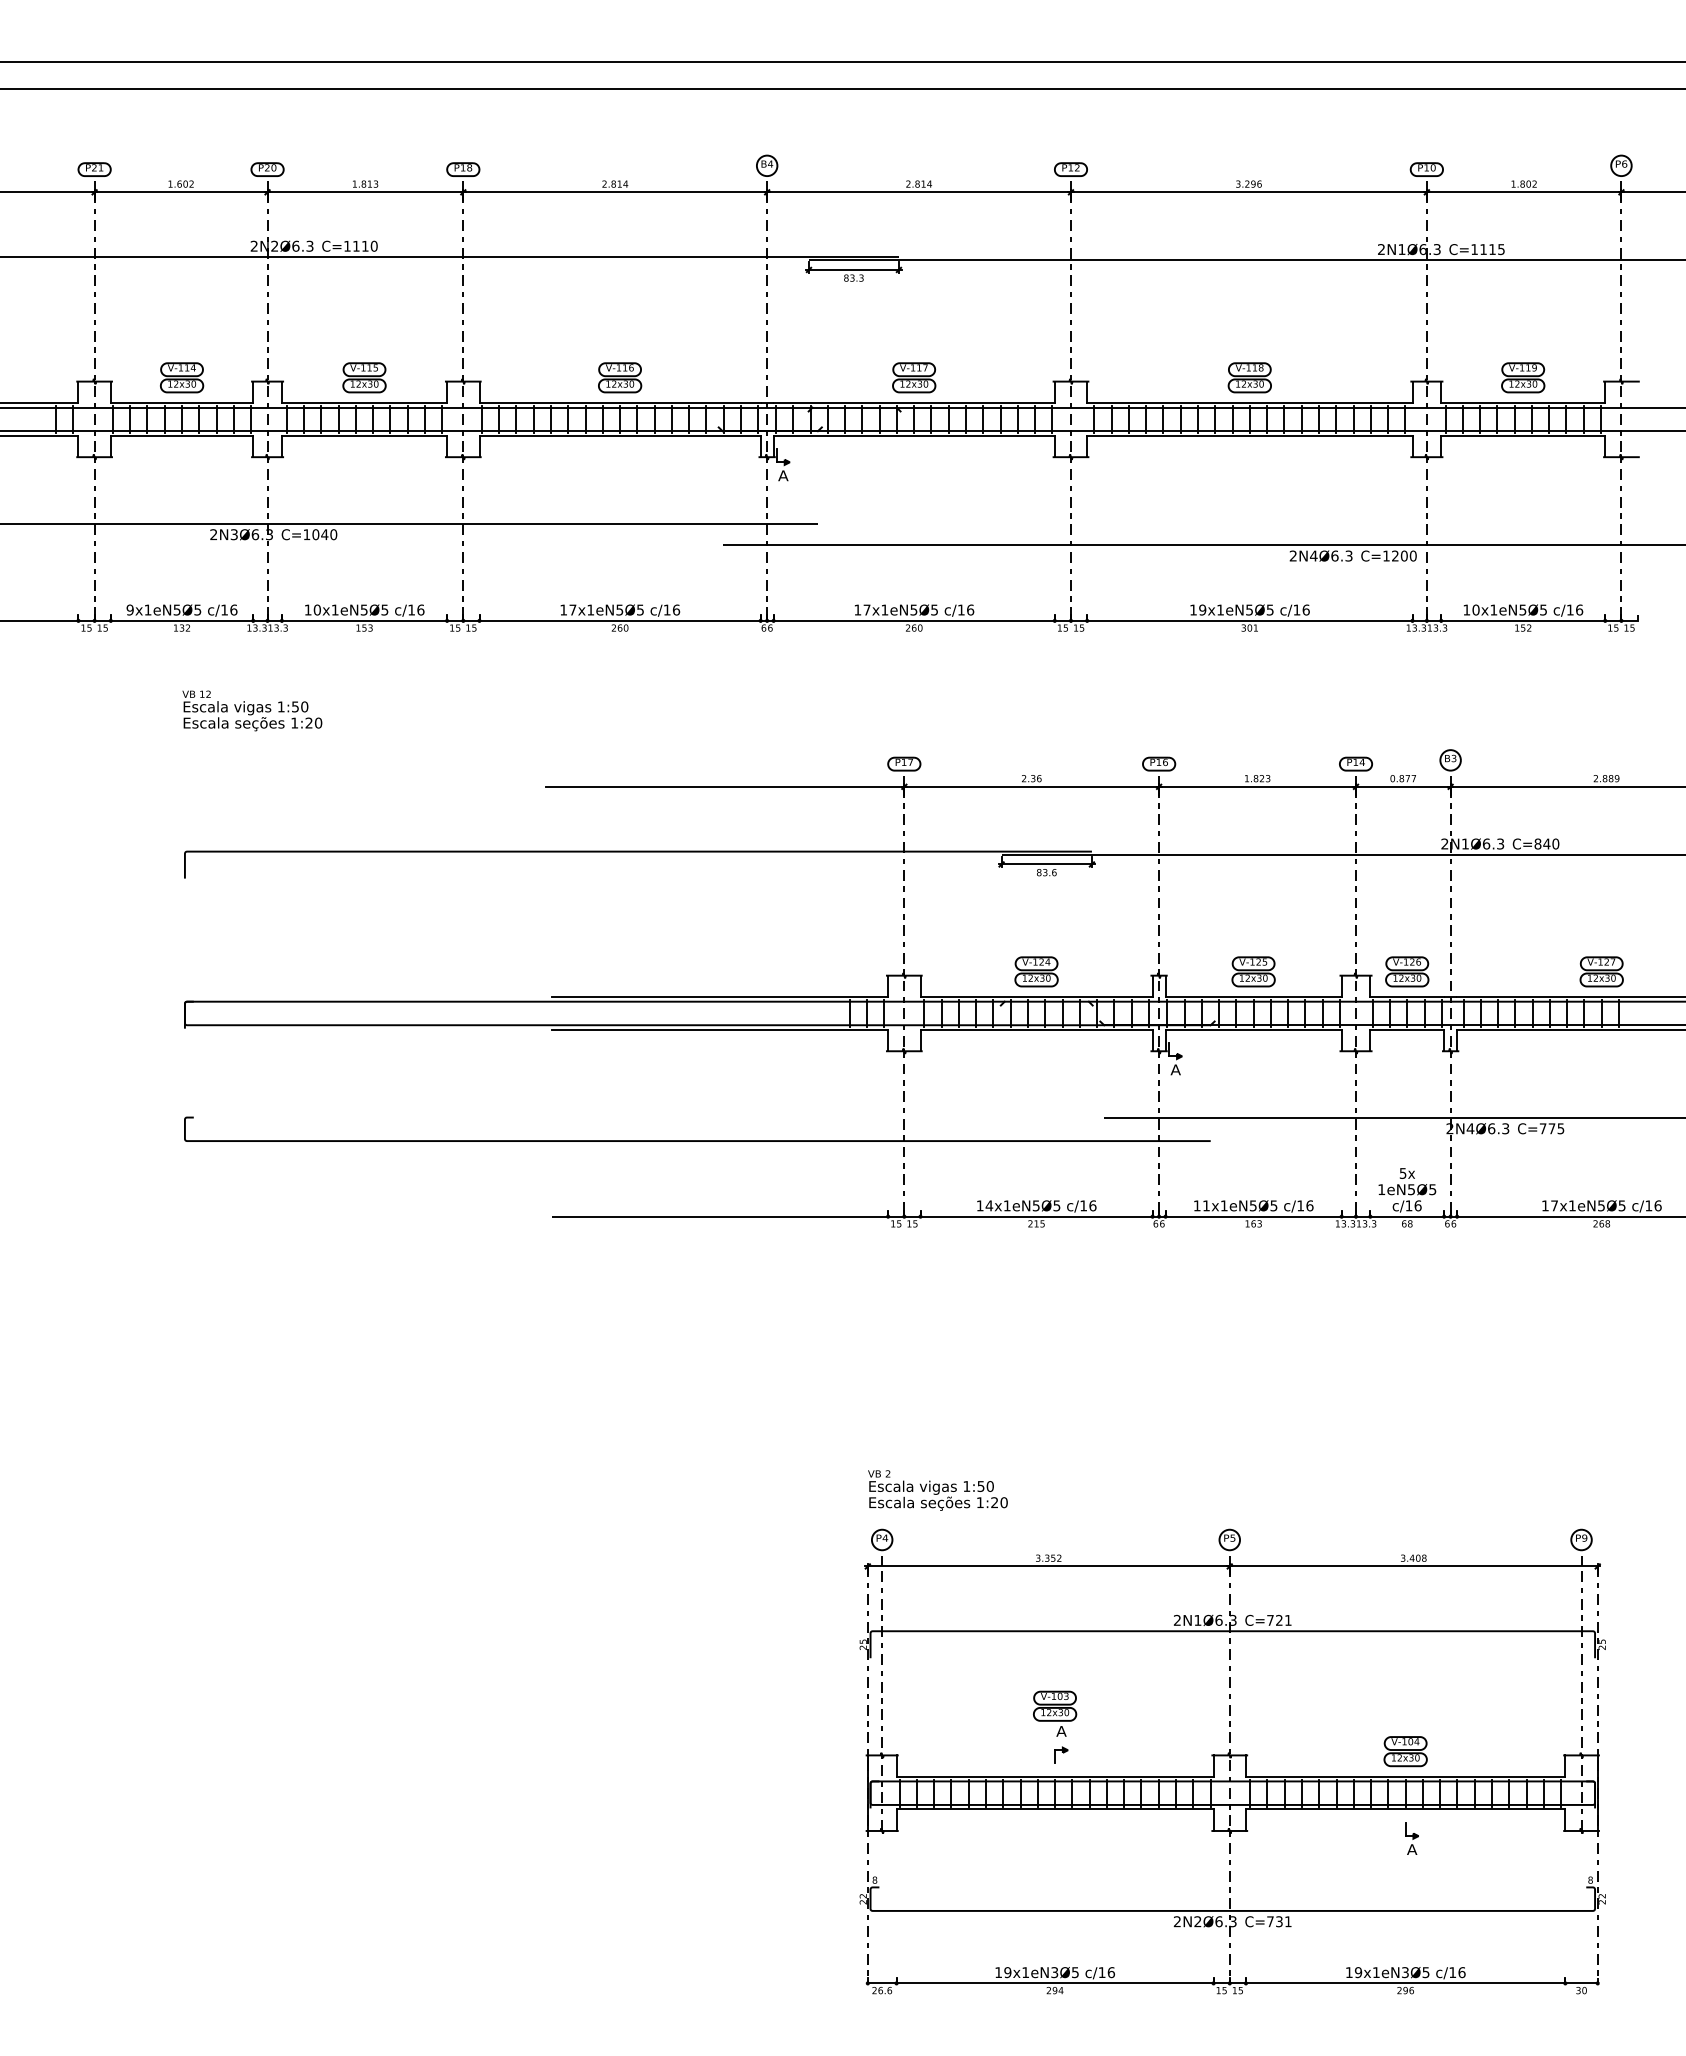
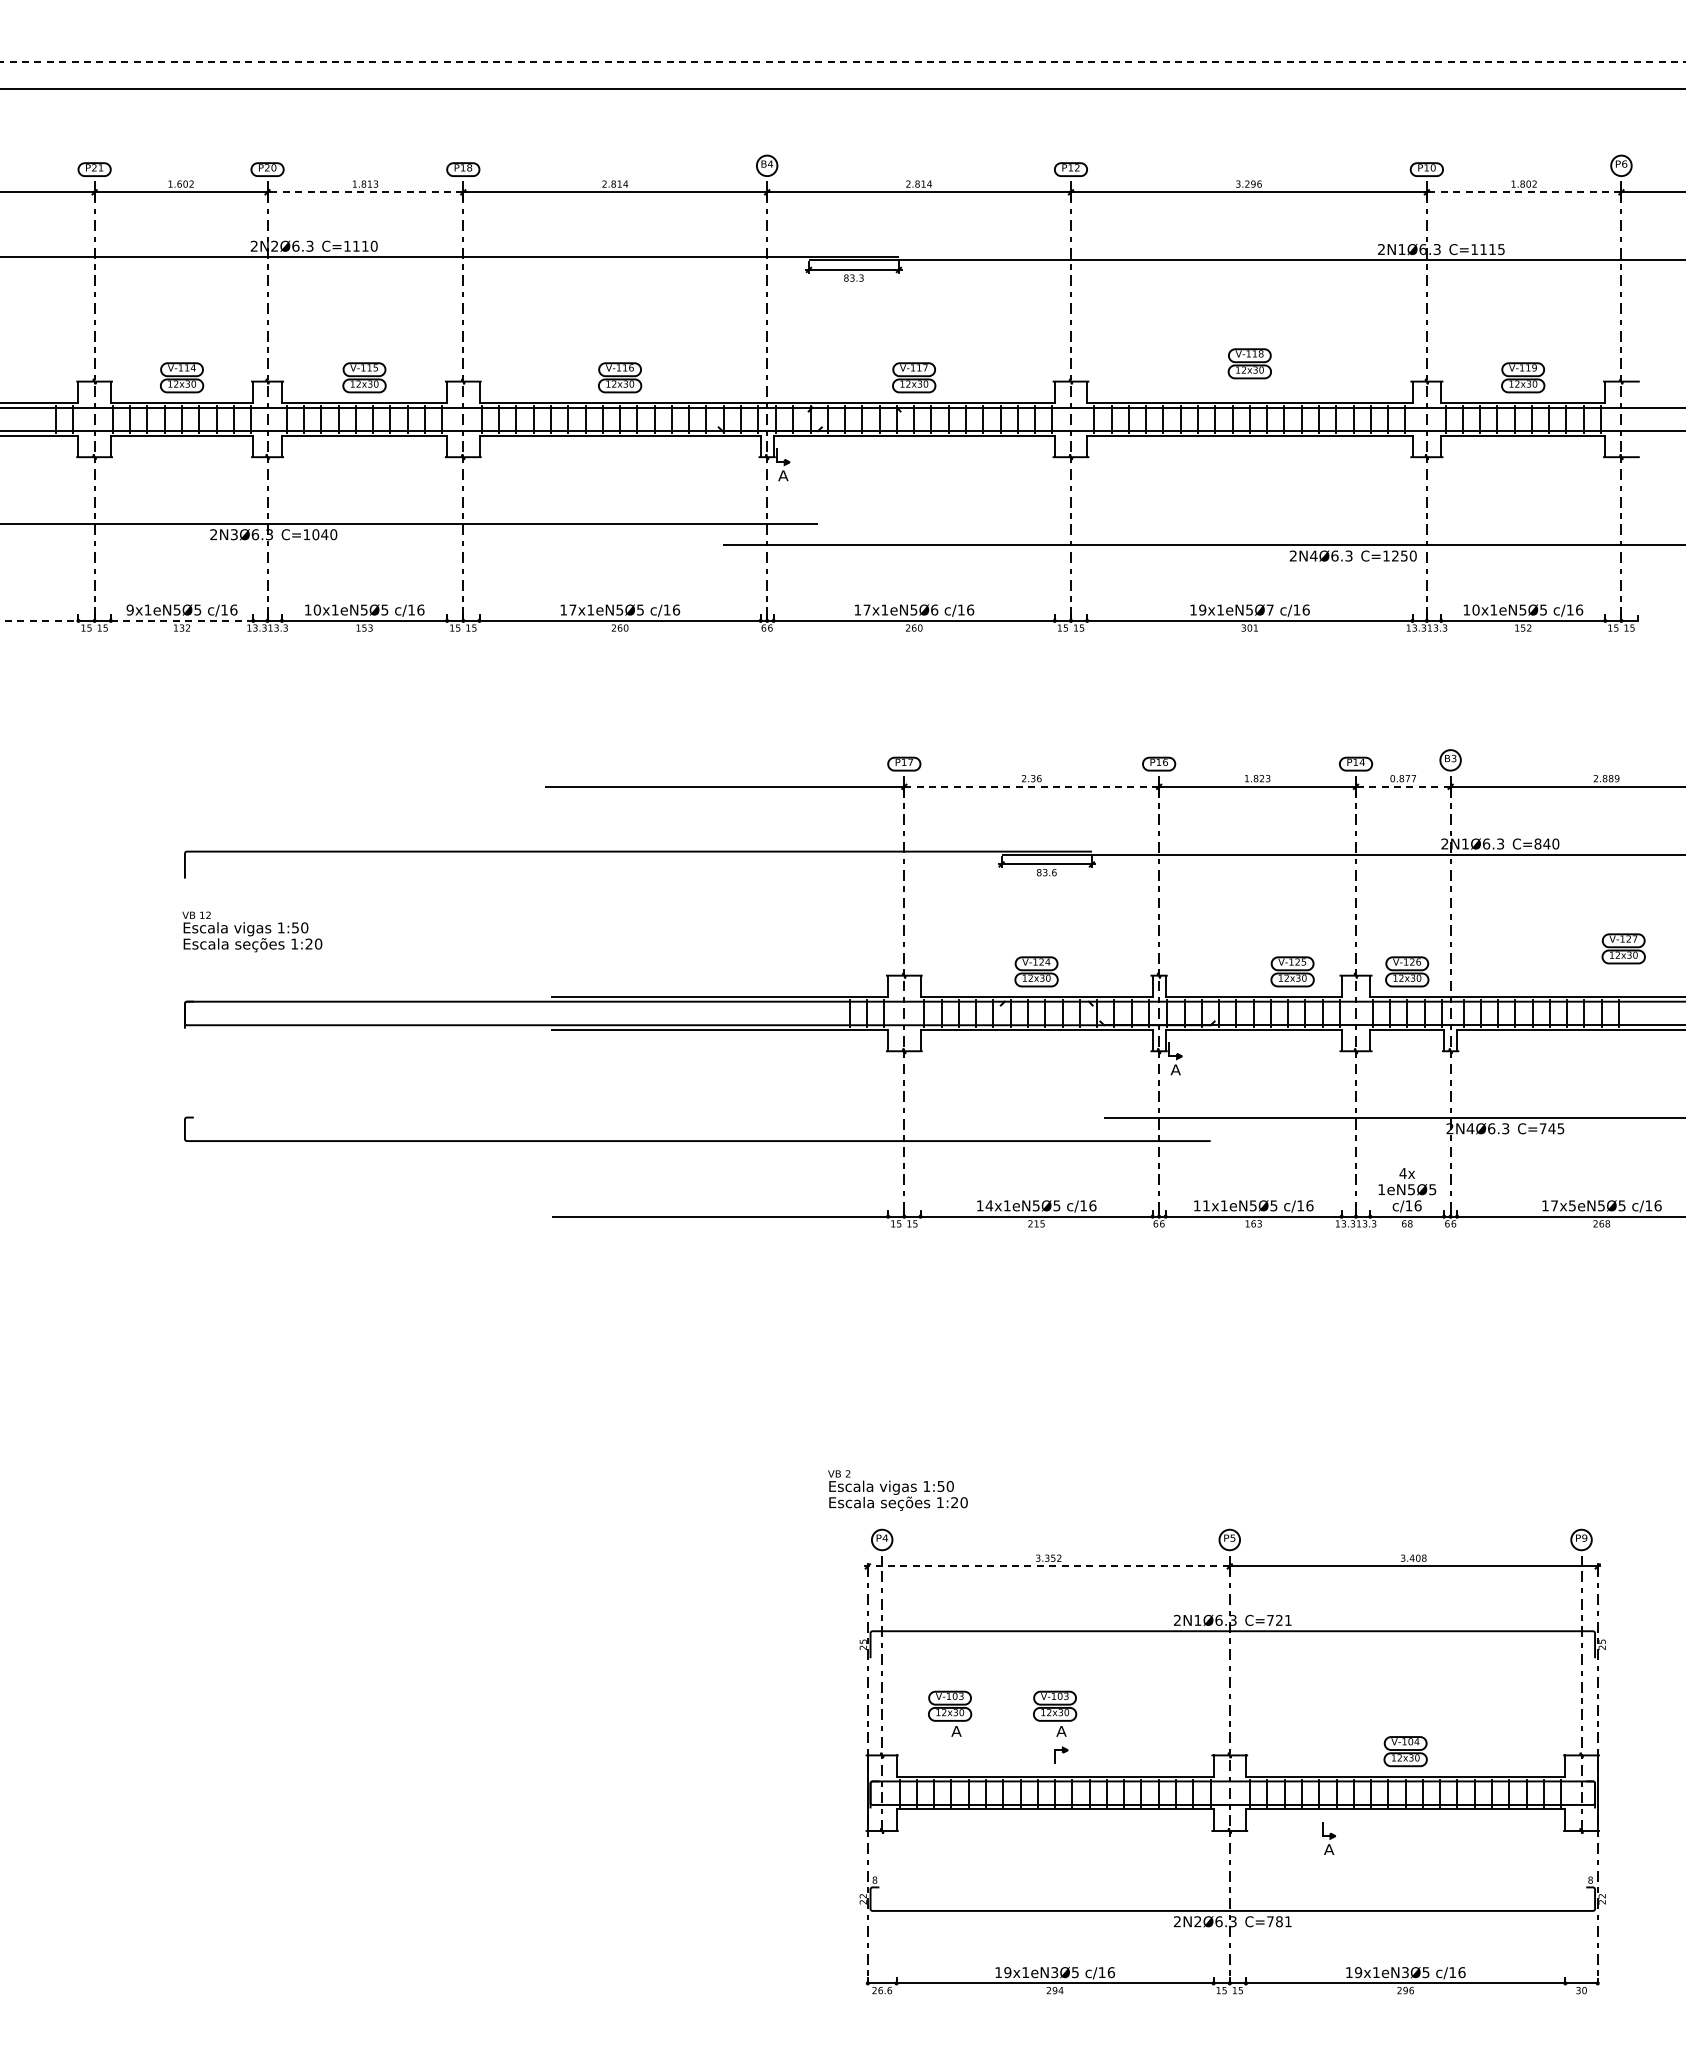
line: solid -> dashed (842, 61)
line: solid -> dashed (365, 192)
line: solid -> dashed (1523, 192)
part position: (1249, 377) -> (1249, 363) (1249, 363)
text: C=1200 -> C=1250 (1403, 555)
text: 17x1eN5Ø5 -> 17x1eN5Ø6 (934, 609)
text: 19x1eN5Ø5 -> 19x1eN5Ø7 (1269, 609)
line: solid -> dashed (43, 620)
line: solid -> dashed (185, 620)
text position: (252, 710) -> (252, 931) (252, 931)
line: solid -> dashed (1031, 786)
line: solid -> dashed (1402, 786)
part position: (1253, 971) -> (1292, 971) (1292, 971)
part position: (1601, 971) -> (1623, 948) (1623, 948)
text: C=775 -> C=745 (1551, 1128)
text: 5x -> 4x (1402, 1173)
text: 17x1eN5Ø5 -> 17x5eN5Ø5 (1572, 1205)
text position: (937, 1490) -> (897, 1490) (897, 1490)
line: solid -> dashed (1048, 1566)
part: none -> present (950, 1713)
part position: (1411, 1838) -> (1328, 1838) (1328, 1838)
text: C=731 -> C=781 (1279, 1921)
